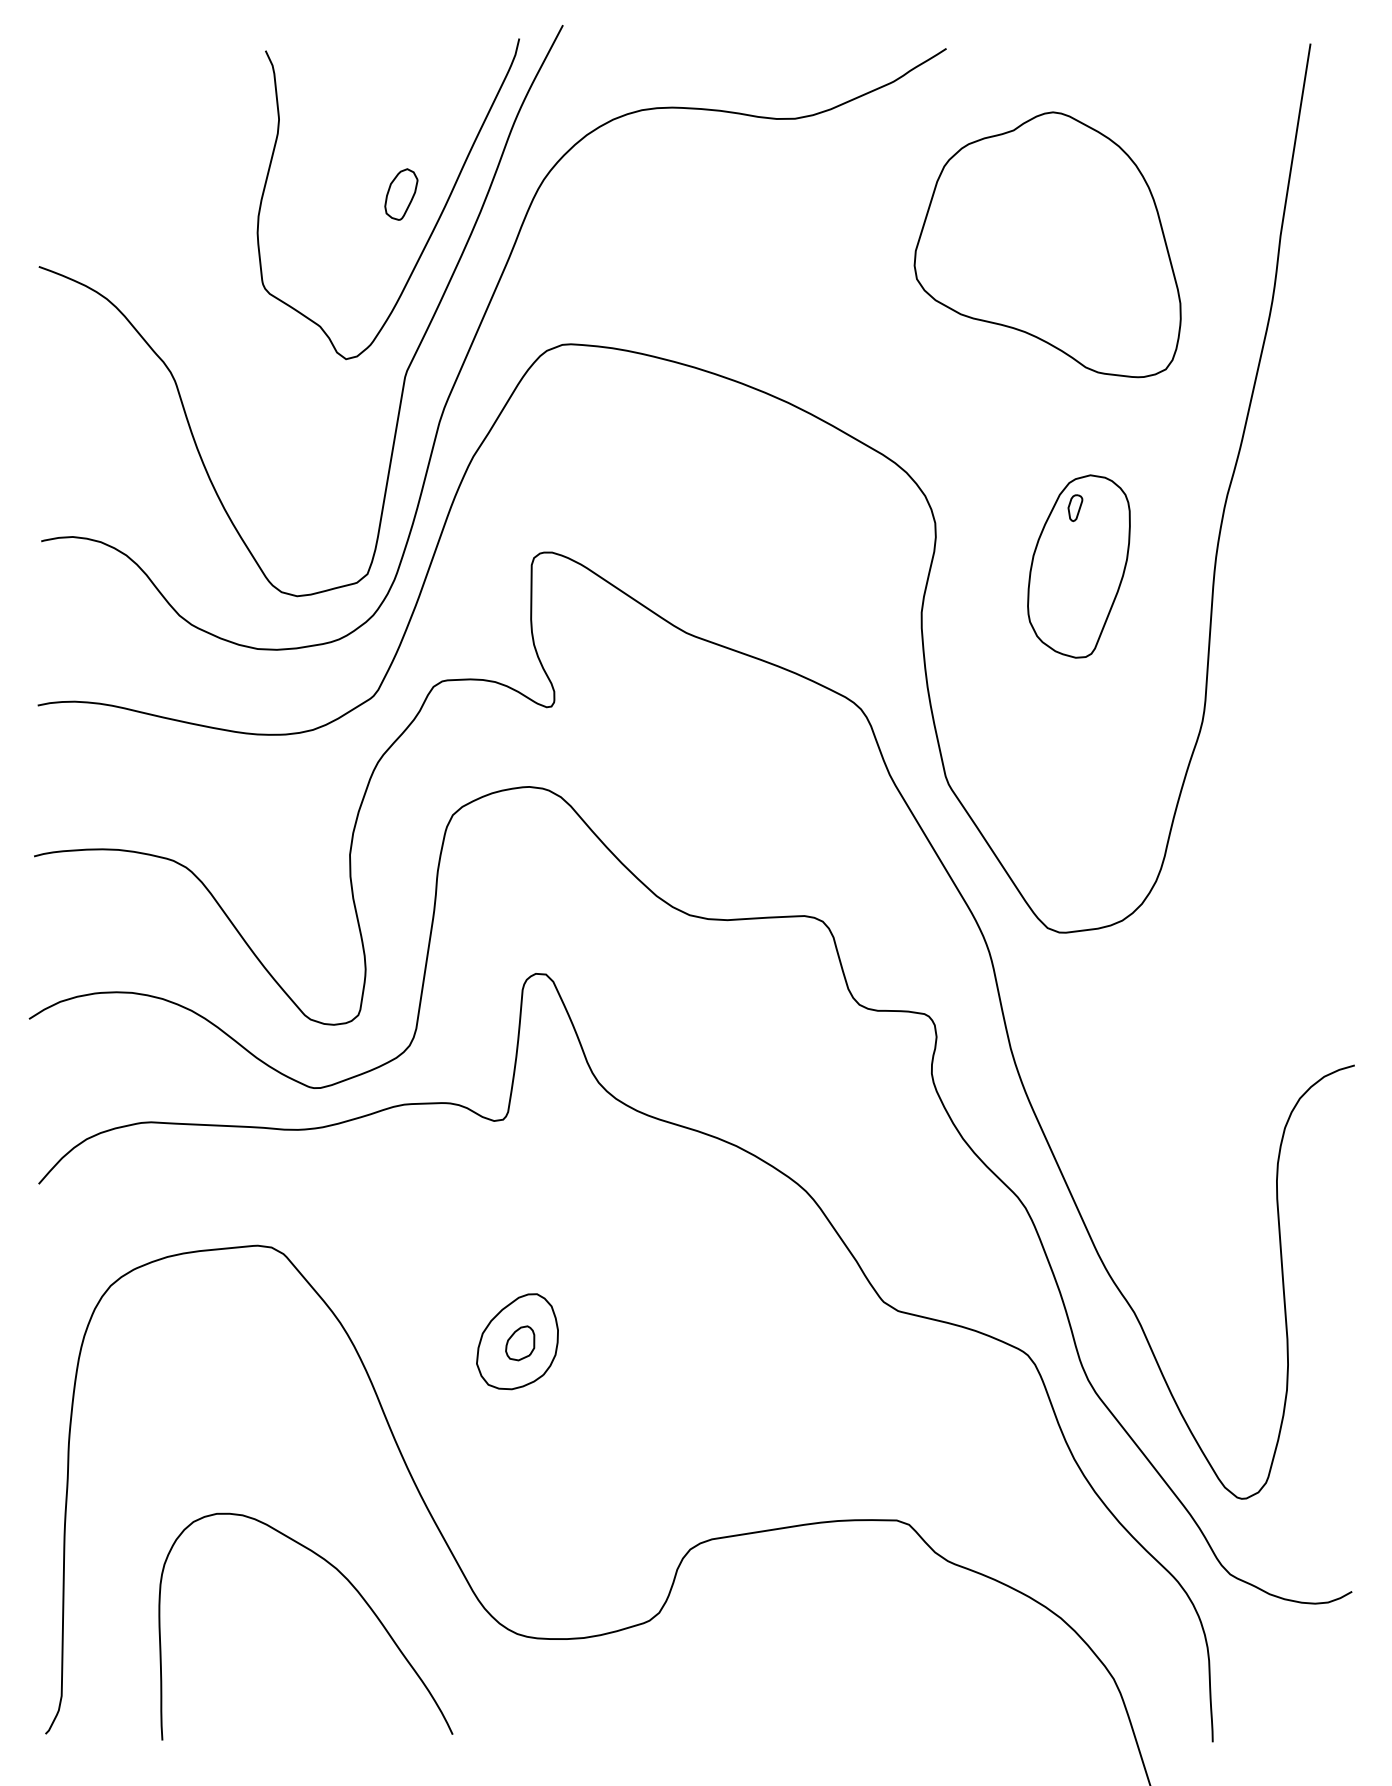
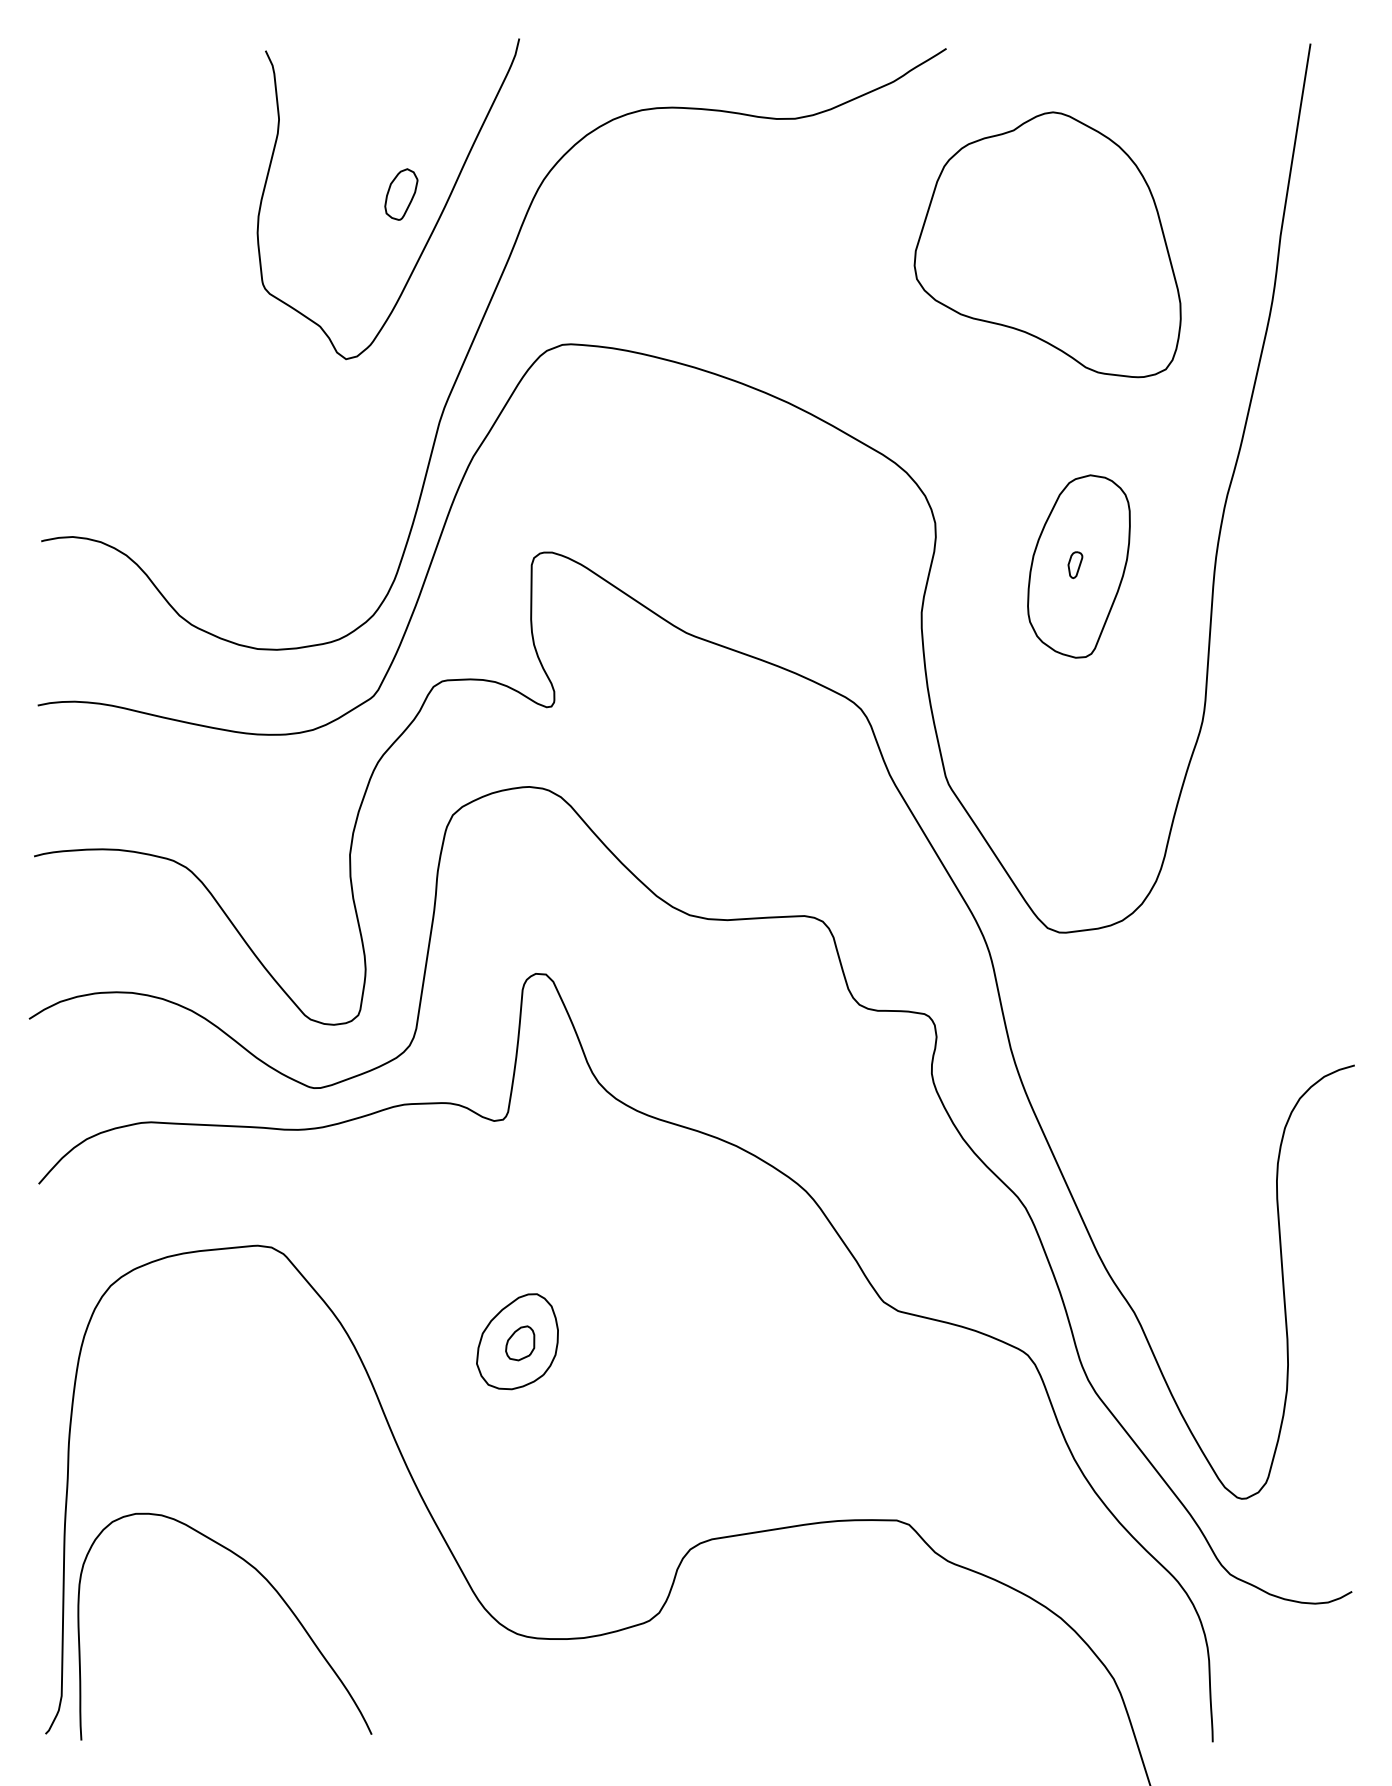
curve: present -> none (408, 365)
part position: (1075, 508) -> (1075, 565) (1075, 565)
curve position: (354, 1589) -> (273, 1589) (273, 1589)
